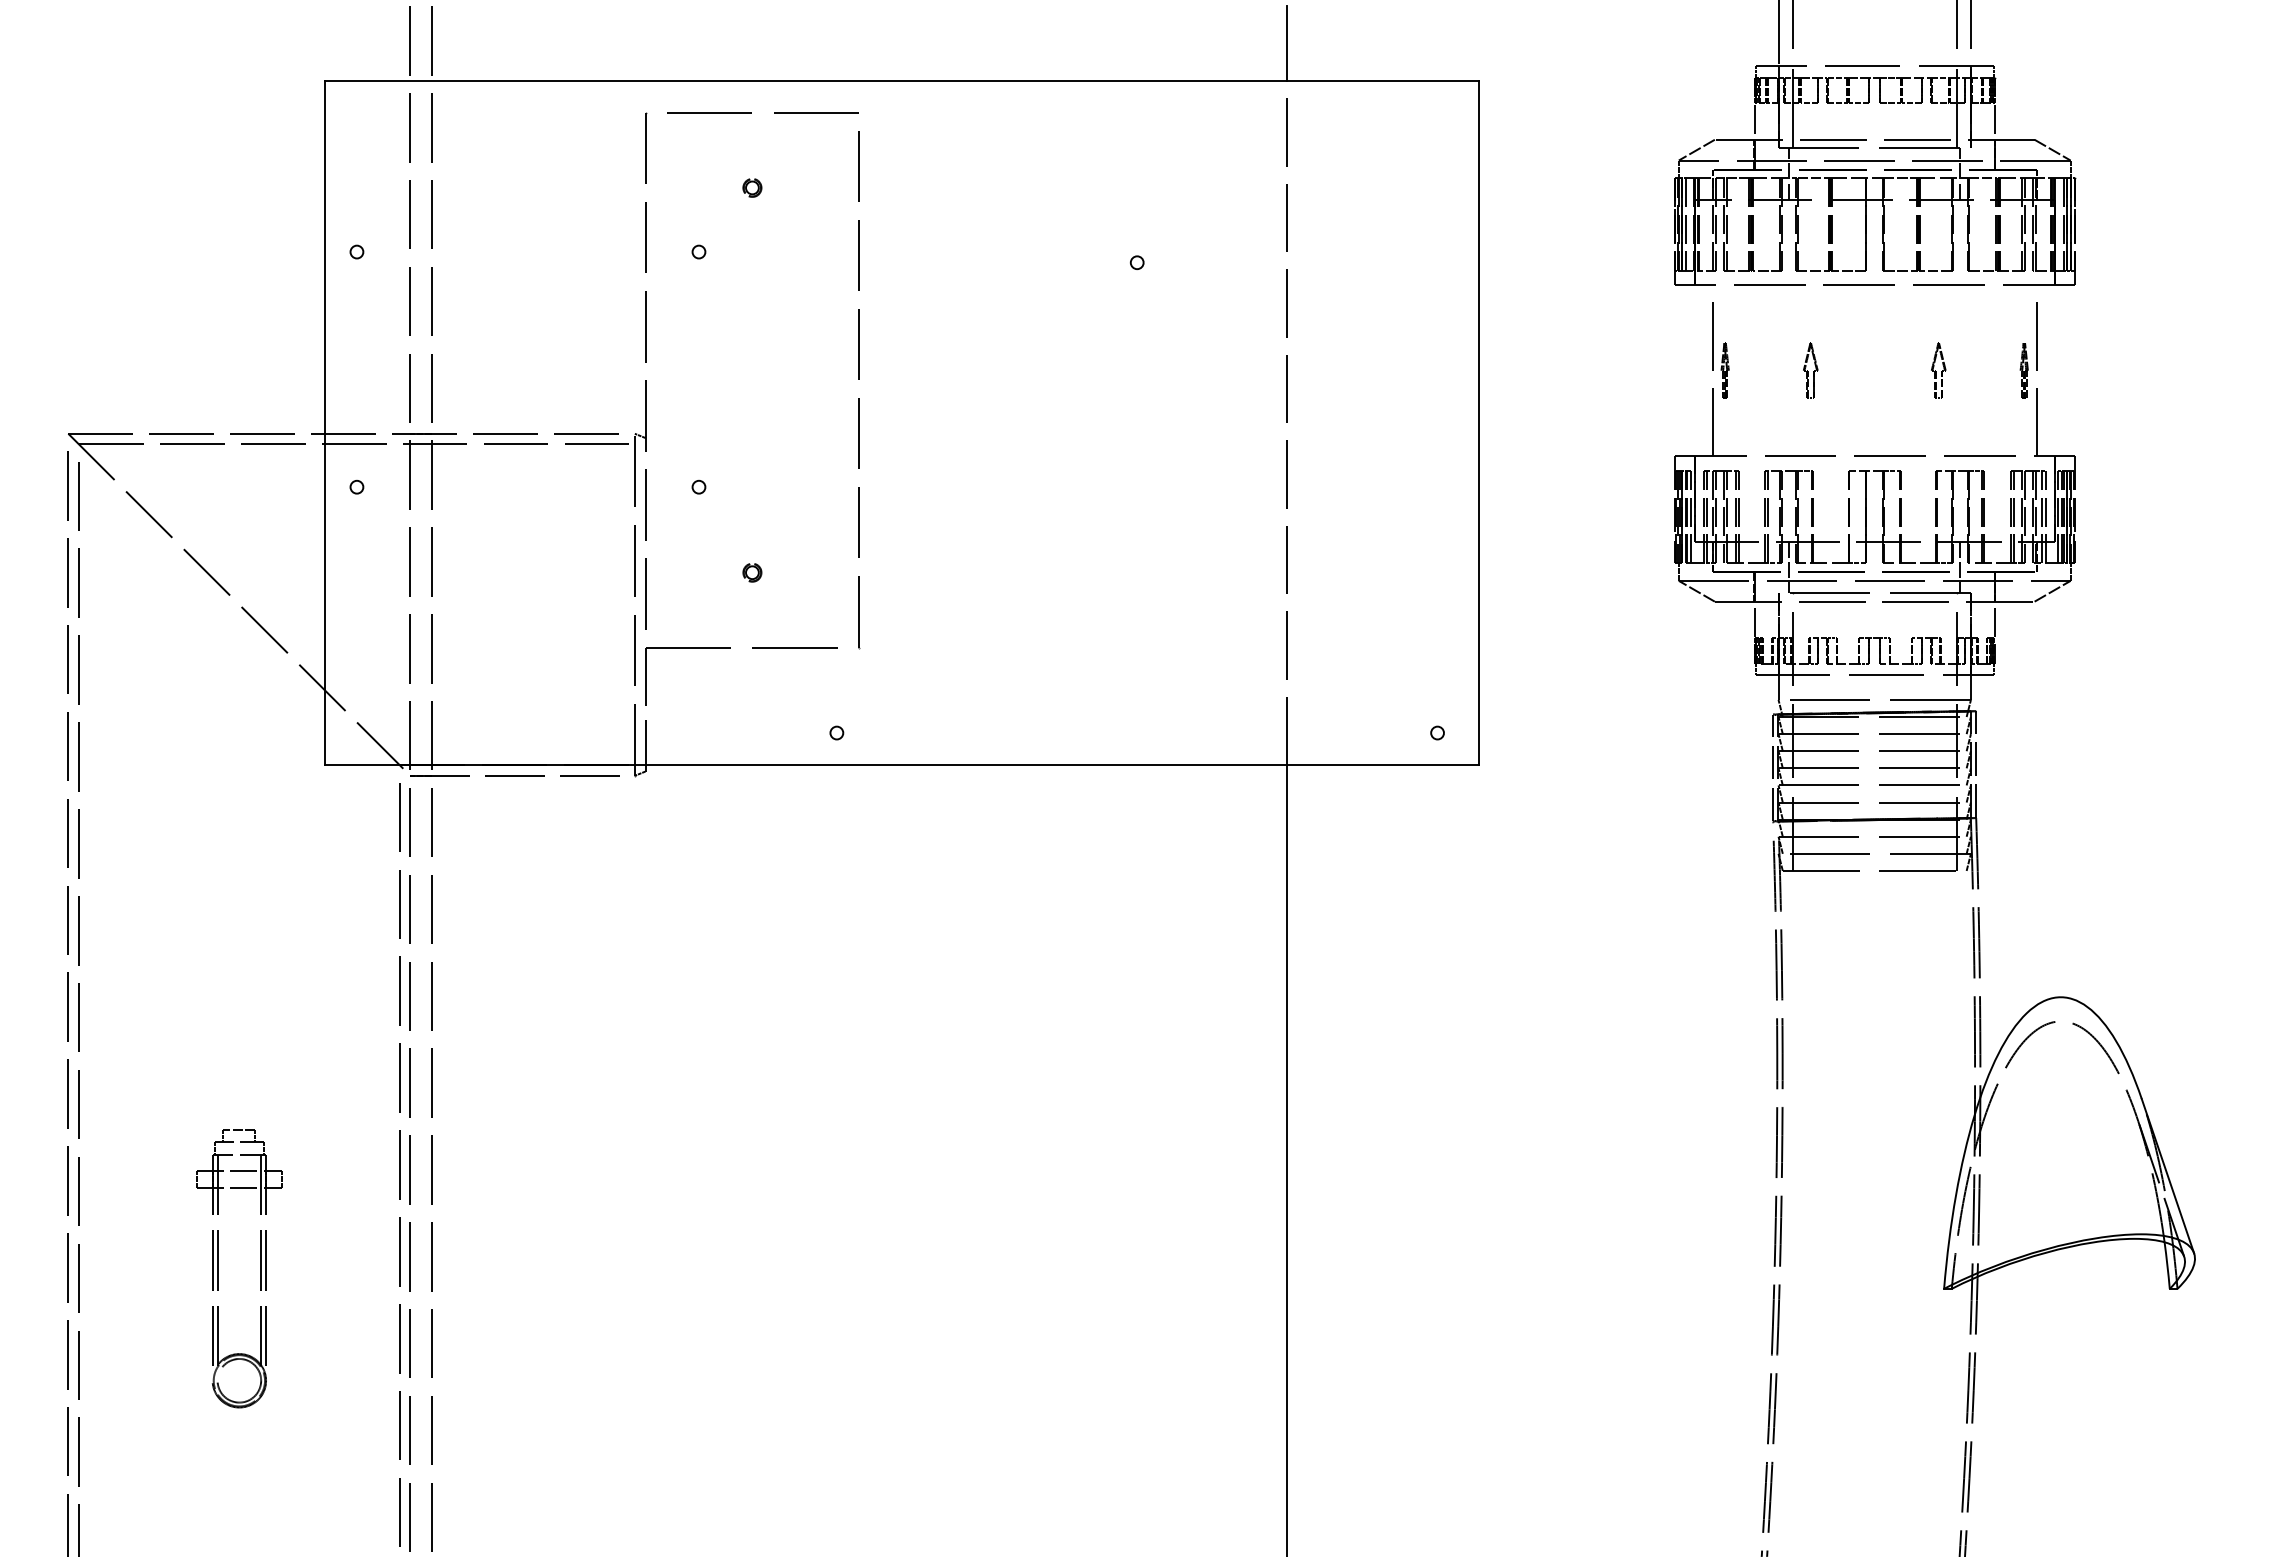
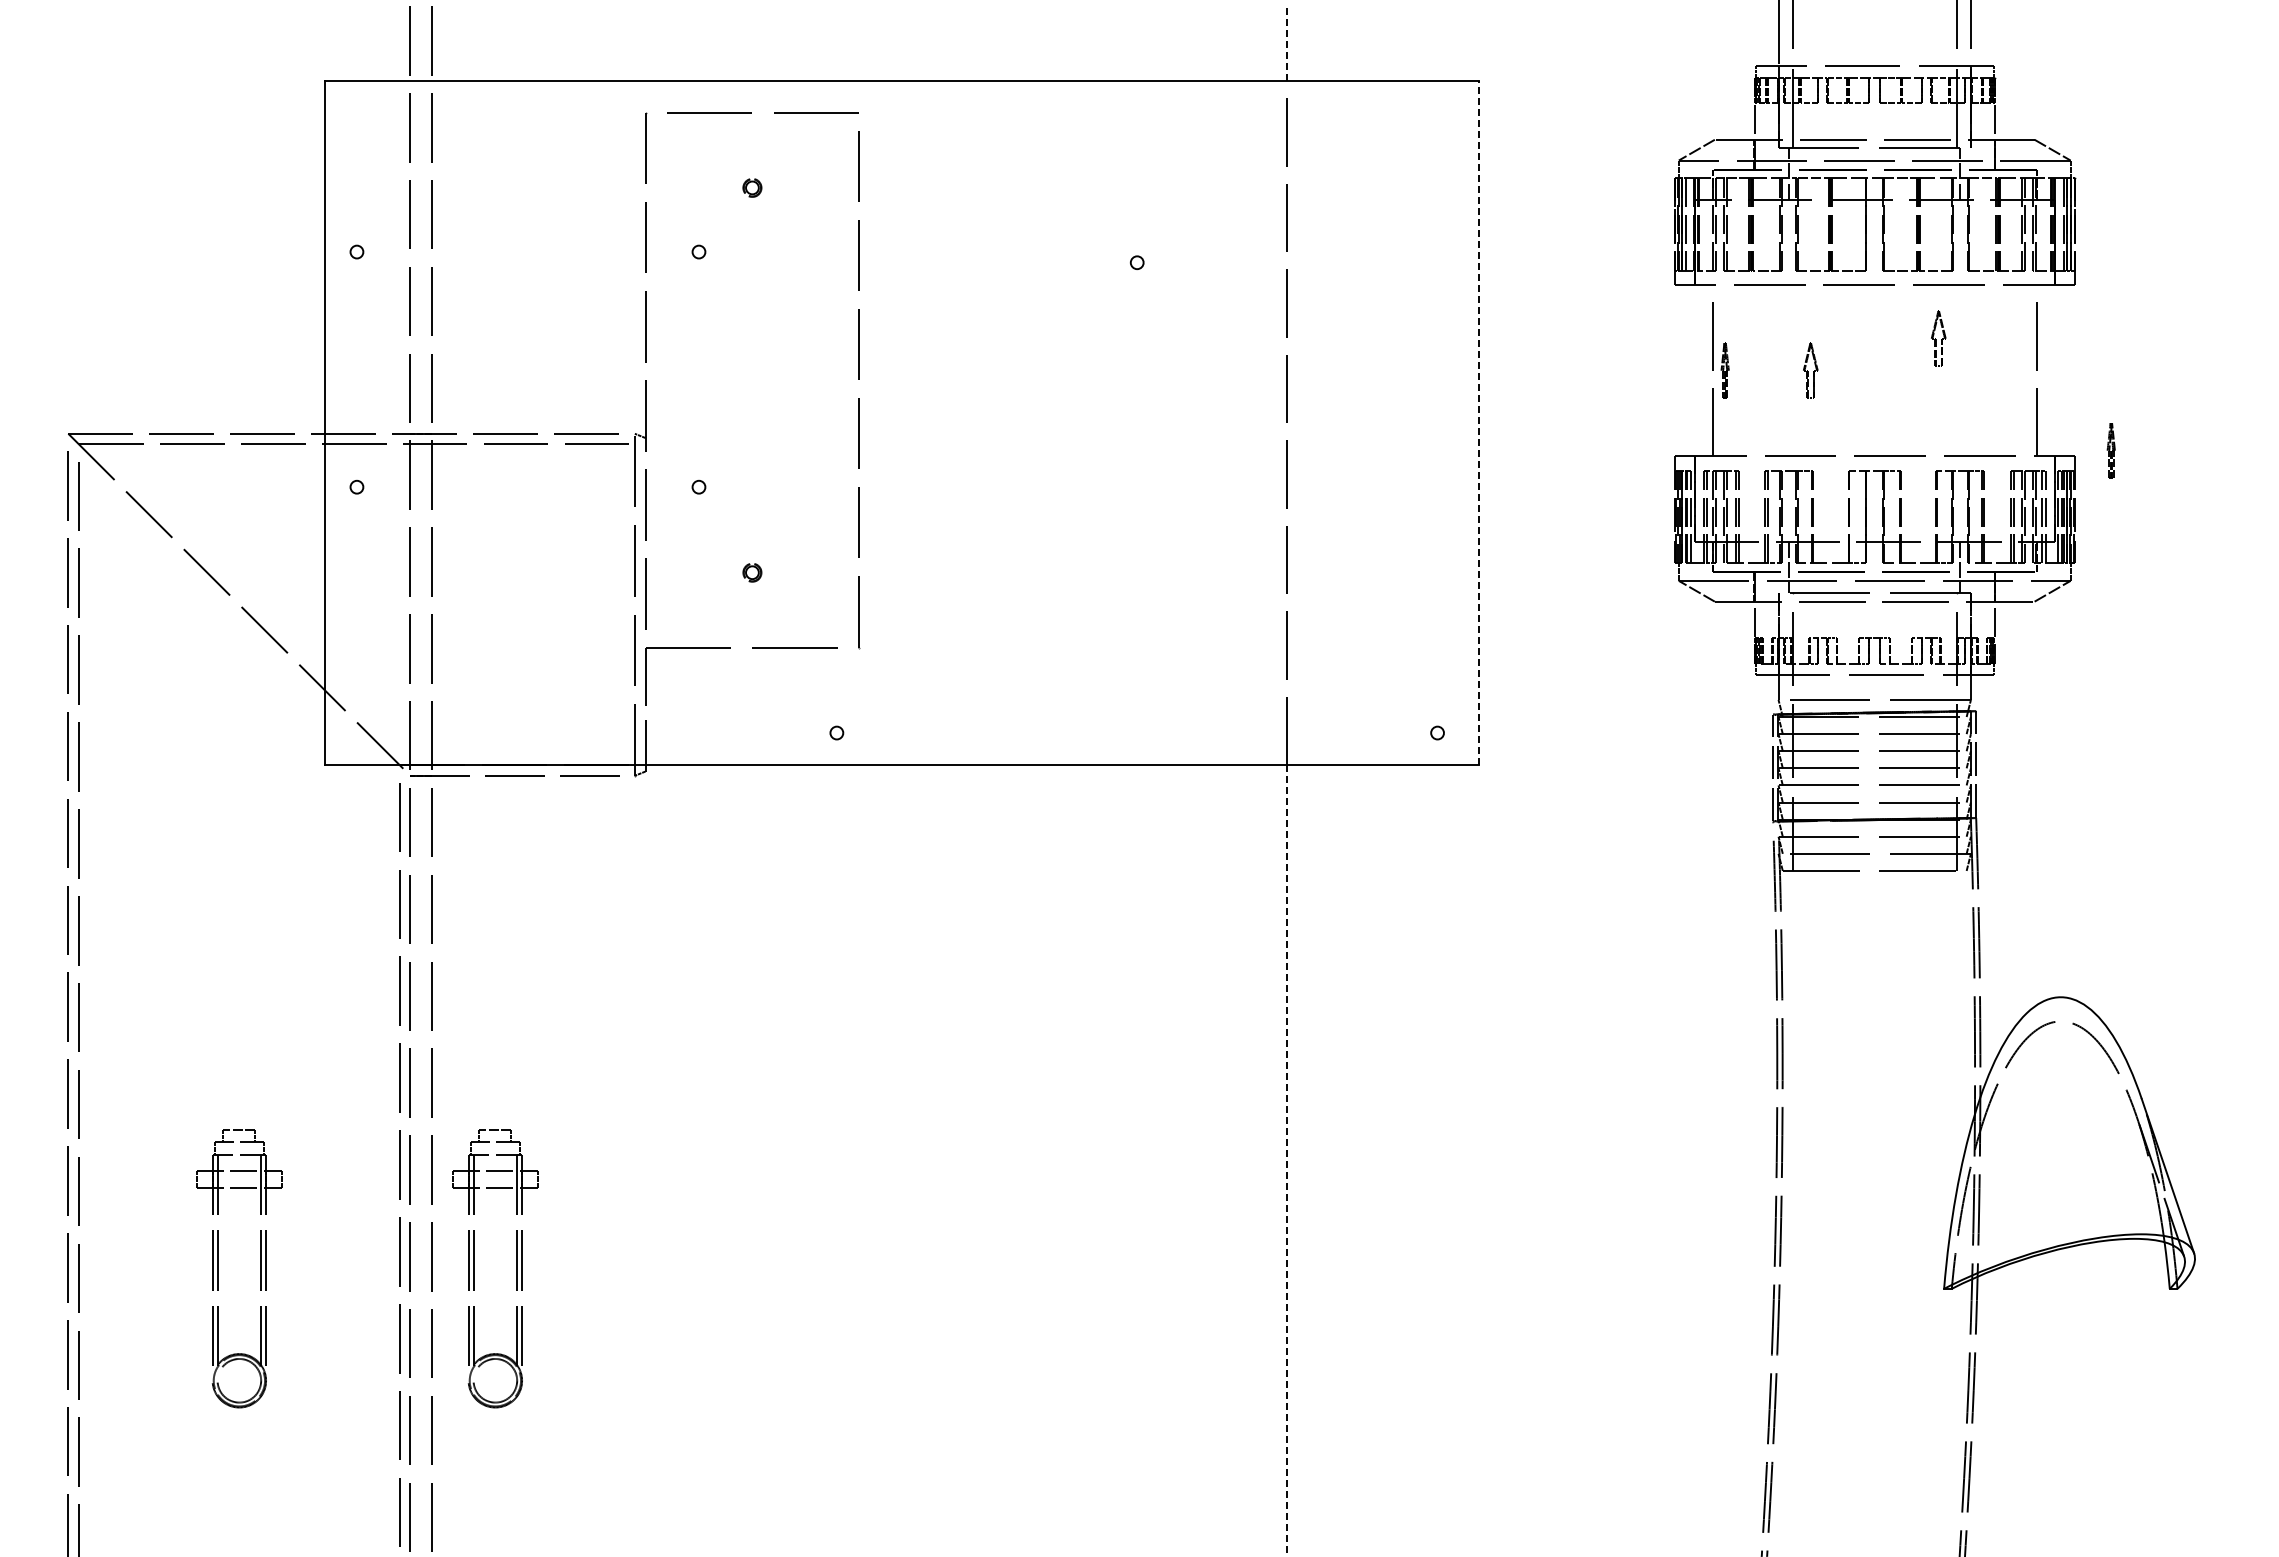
line: solid -> dashed (1286, 43)
part position: (1938, 370) -> (1938, 338) (1938, 338)
part position: (2023, 370) -> (2110, 450) (2110, 450)
line: solid -> dashed (1479, 422)
line: solid -> dashed (1286, 1160)
part: none -> present (474, 1268)
